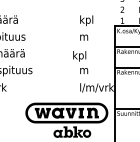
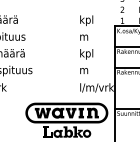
text position: (79, 56) -> (86, 54) (86, 54)
fill: none -> present (47, 131)
